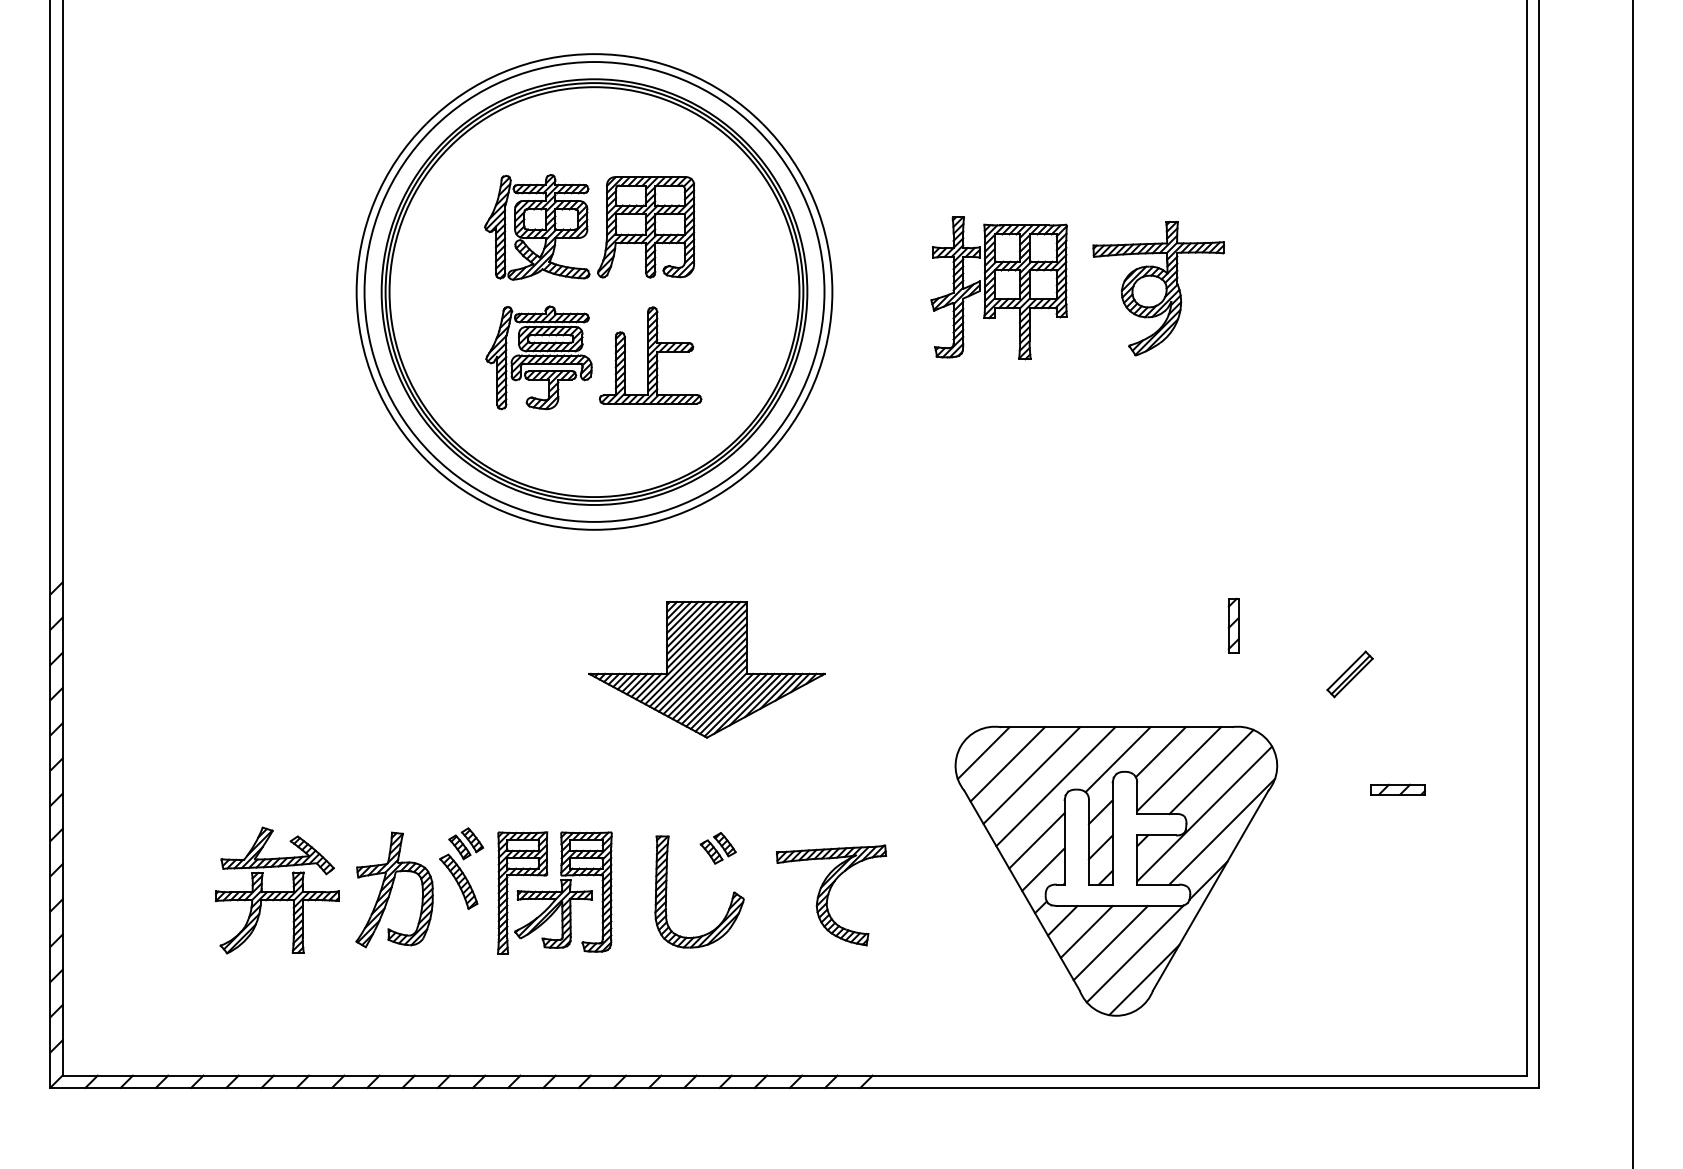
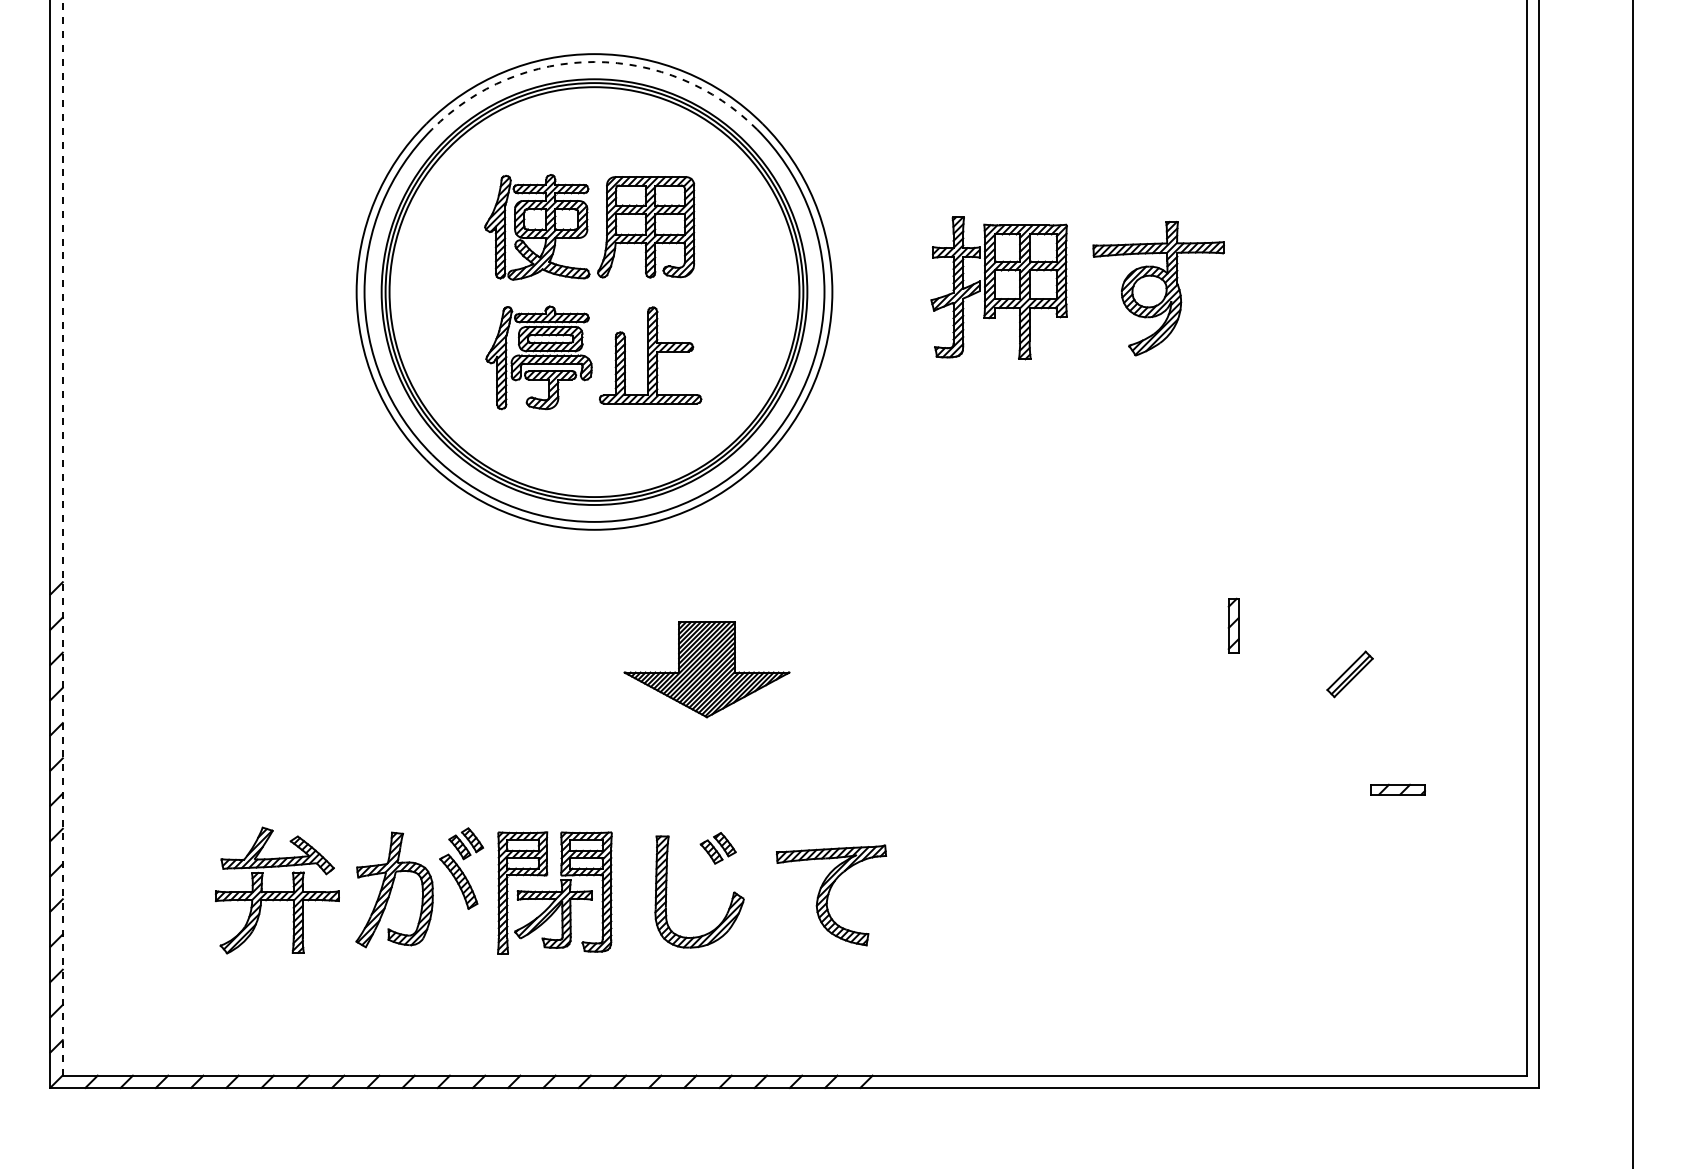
arc: solid -> dashed (594, 62)
line: solid -> dashed (62, 538)
part size: 238x139 px -> 168x98 px (706, 669)
part: present -> none (1116, 870)
